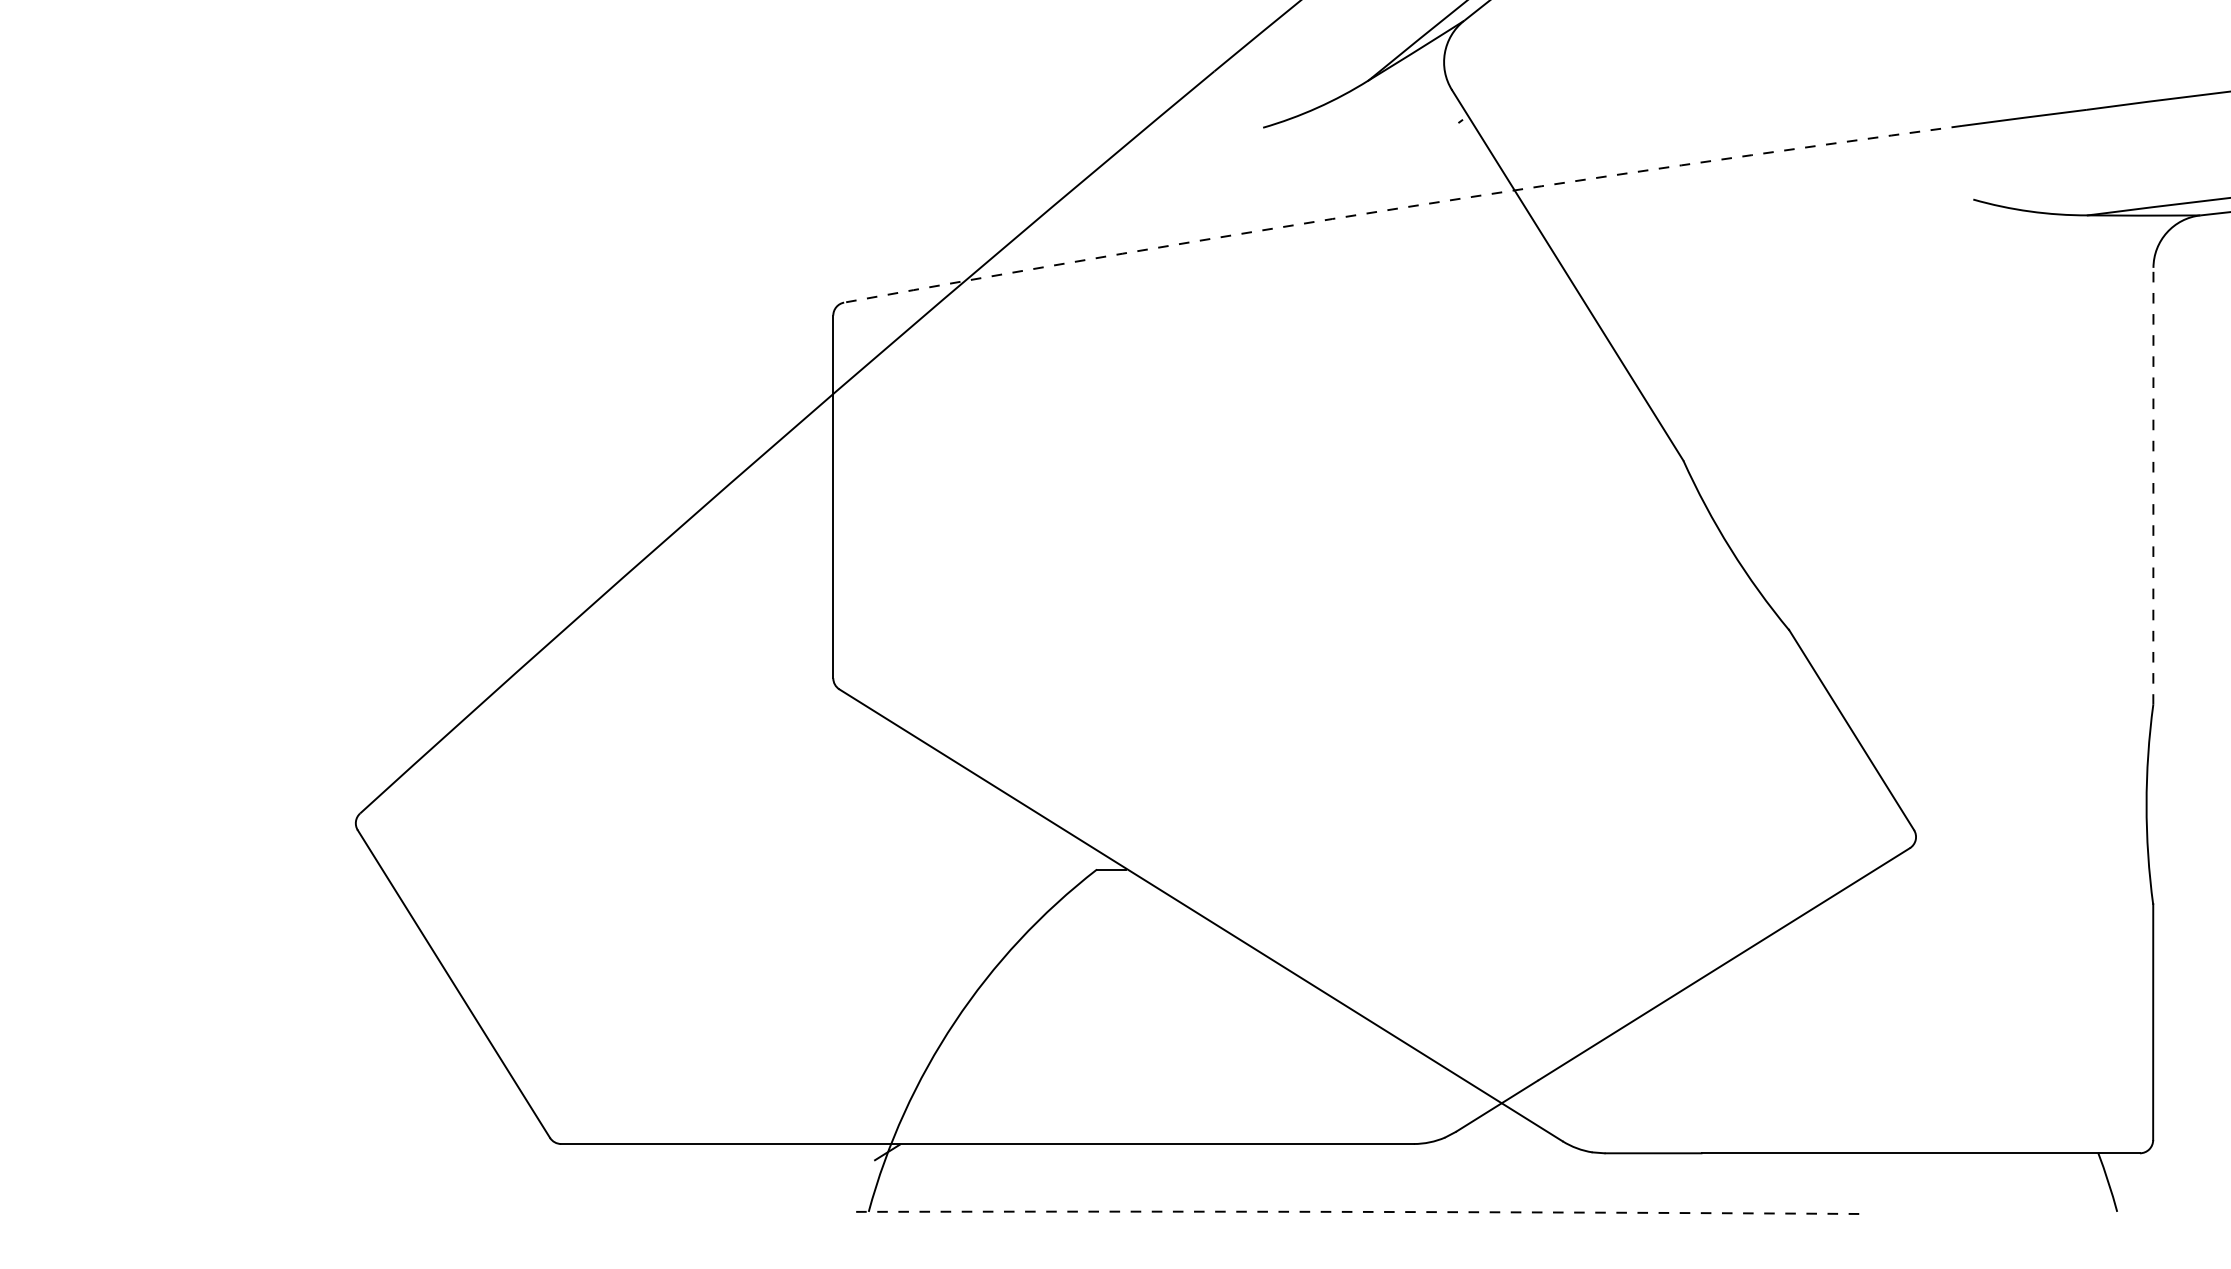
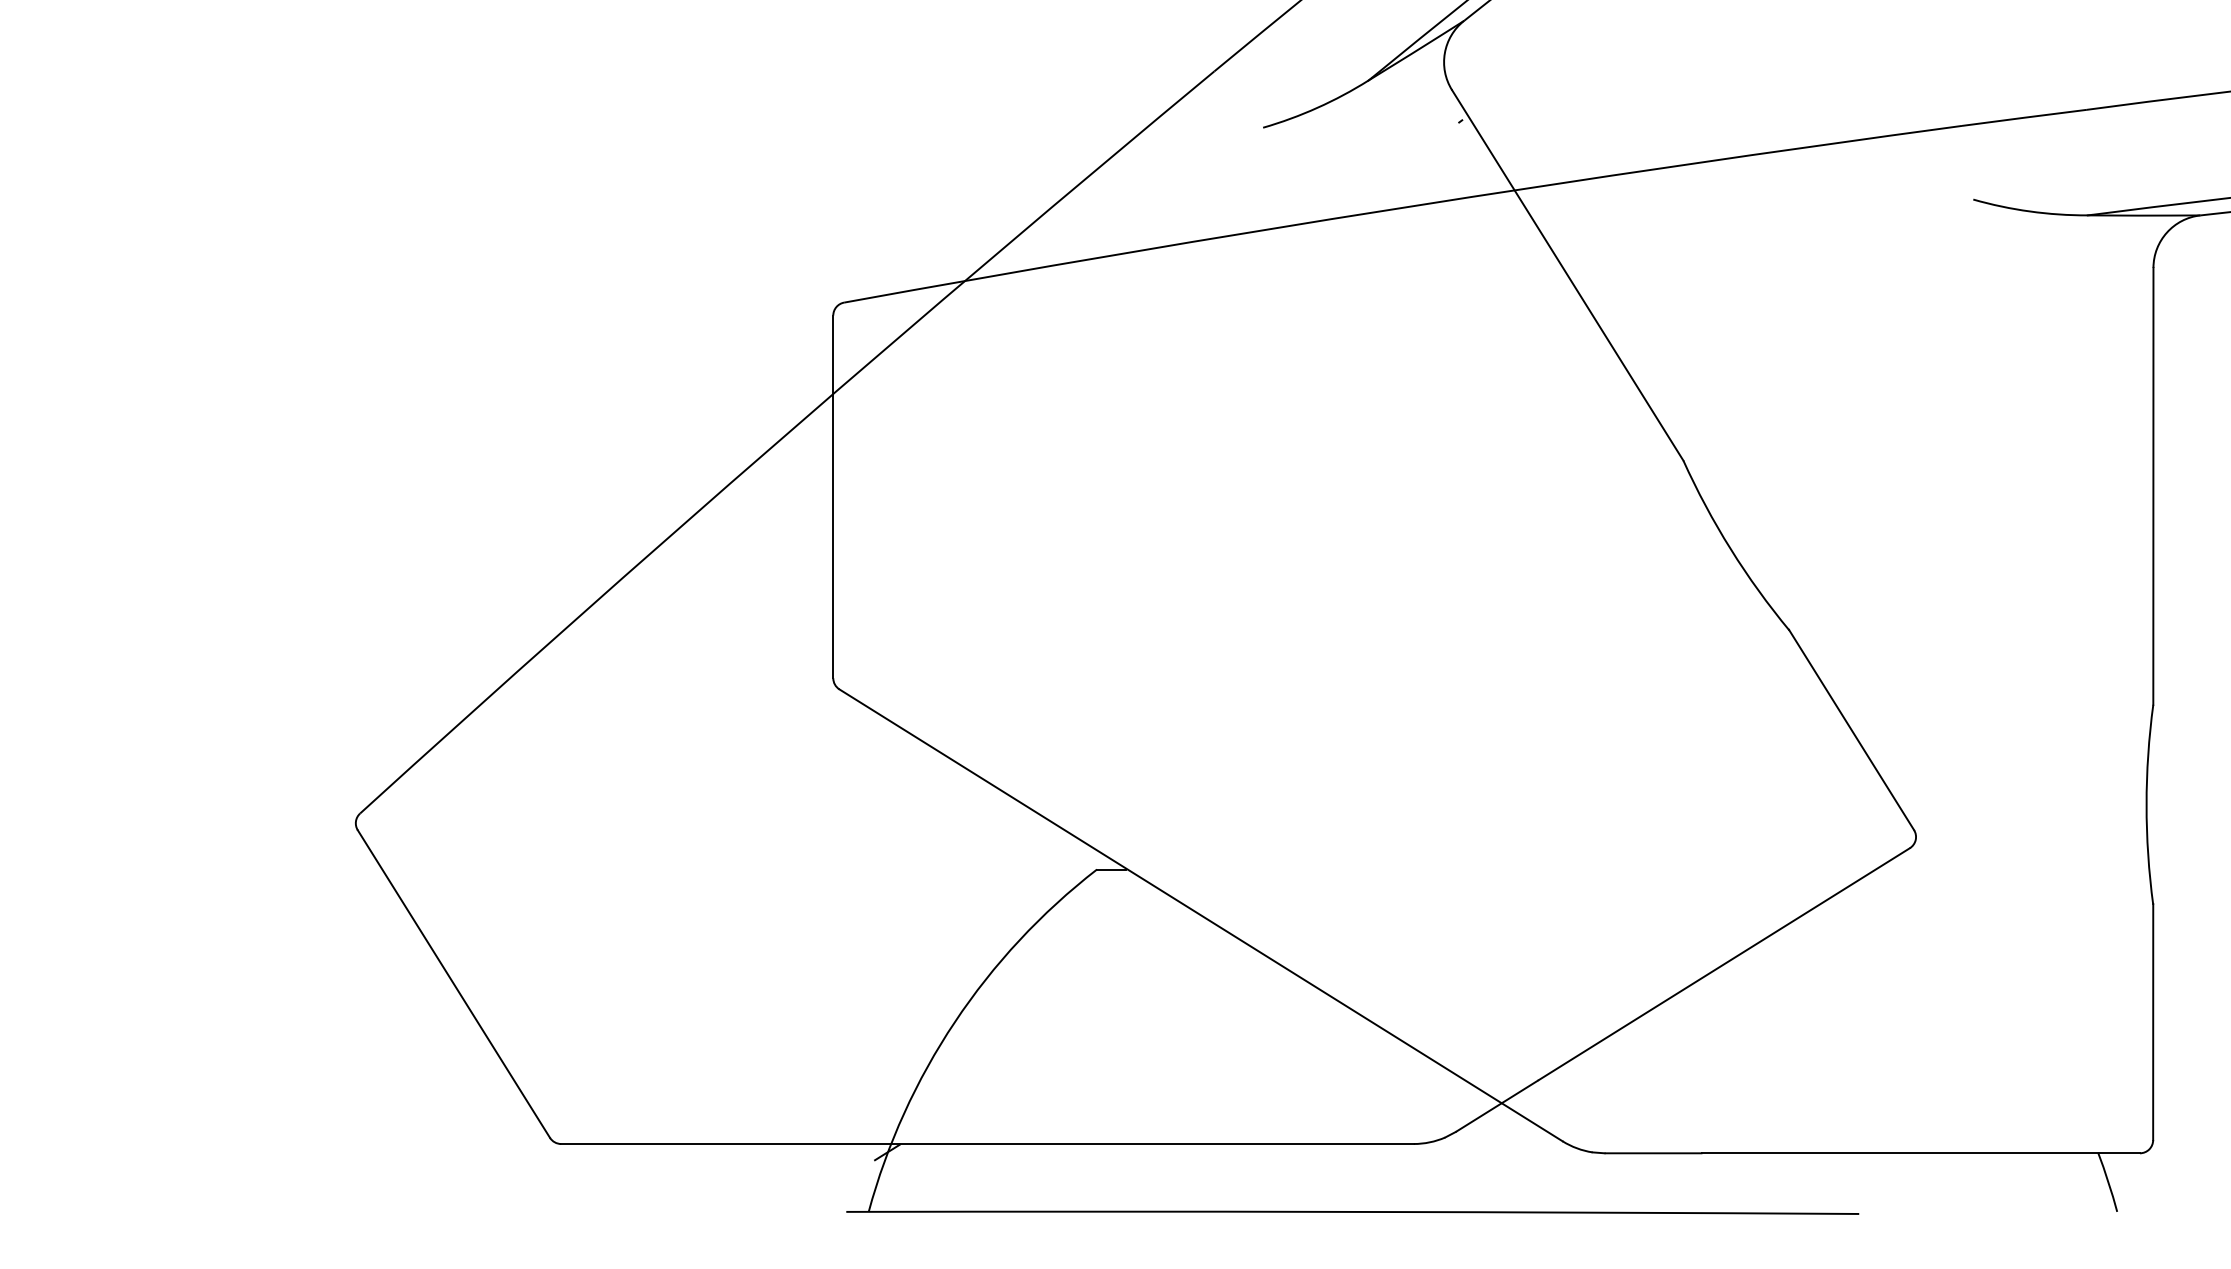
arc: dashed -> solid (1402, 207)
line: dashed -> solid (2153, 485)
arc: dashed -> solid (1352, 1211)
